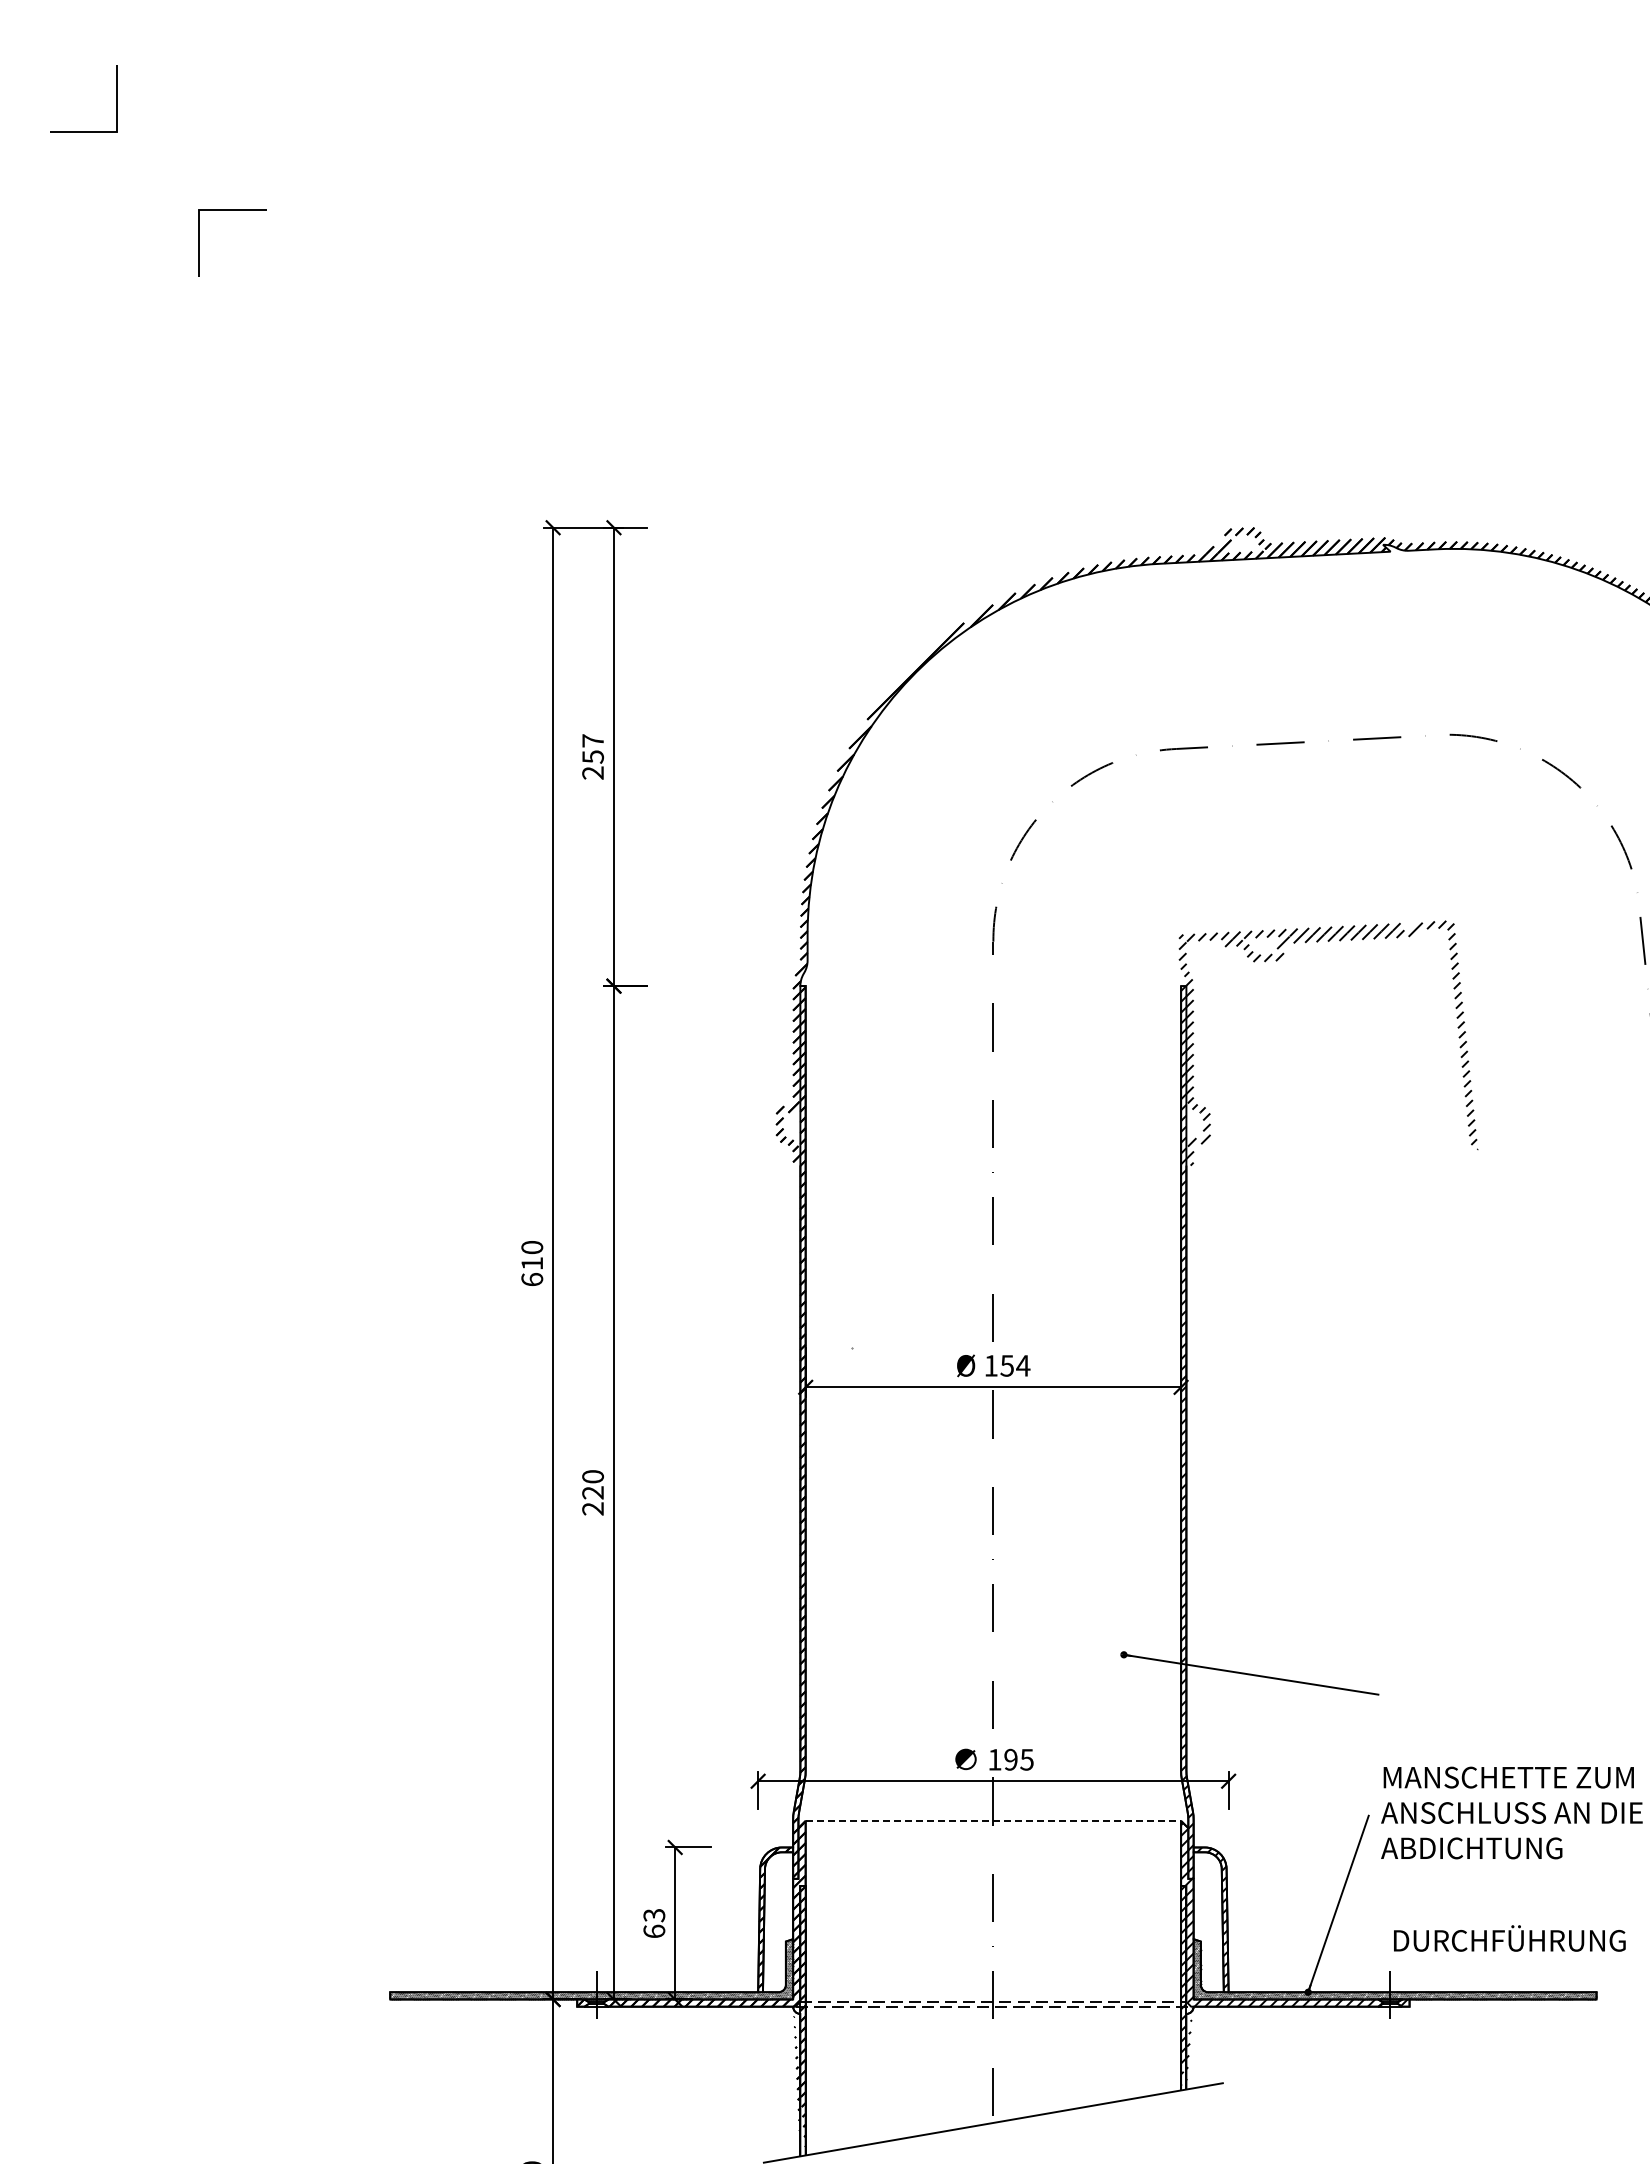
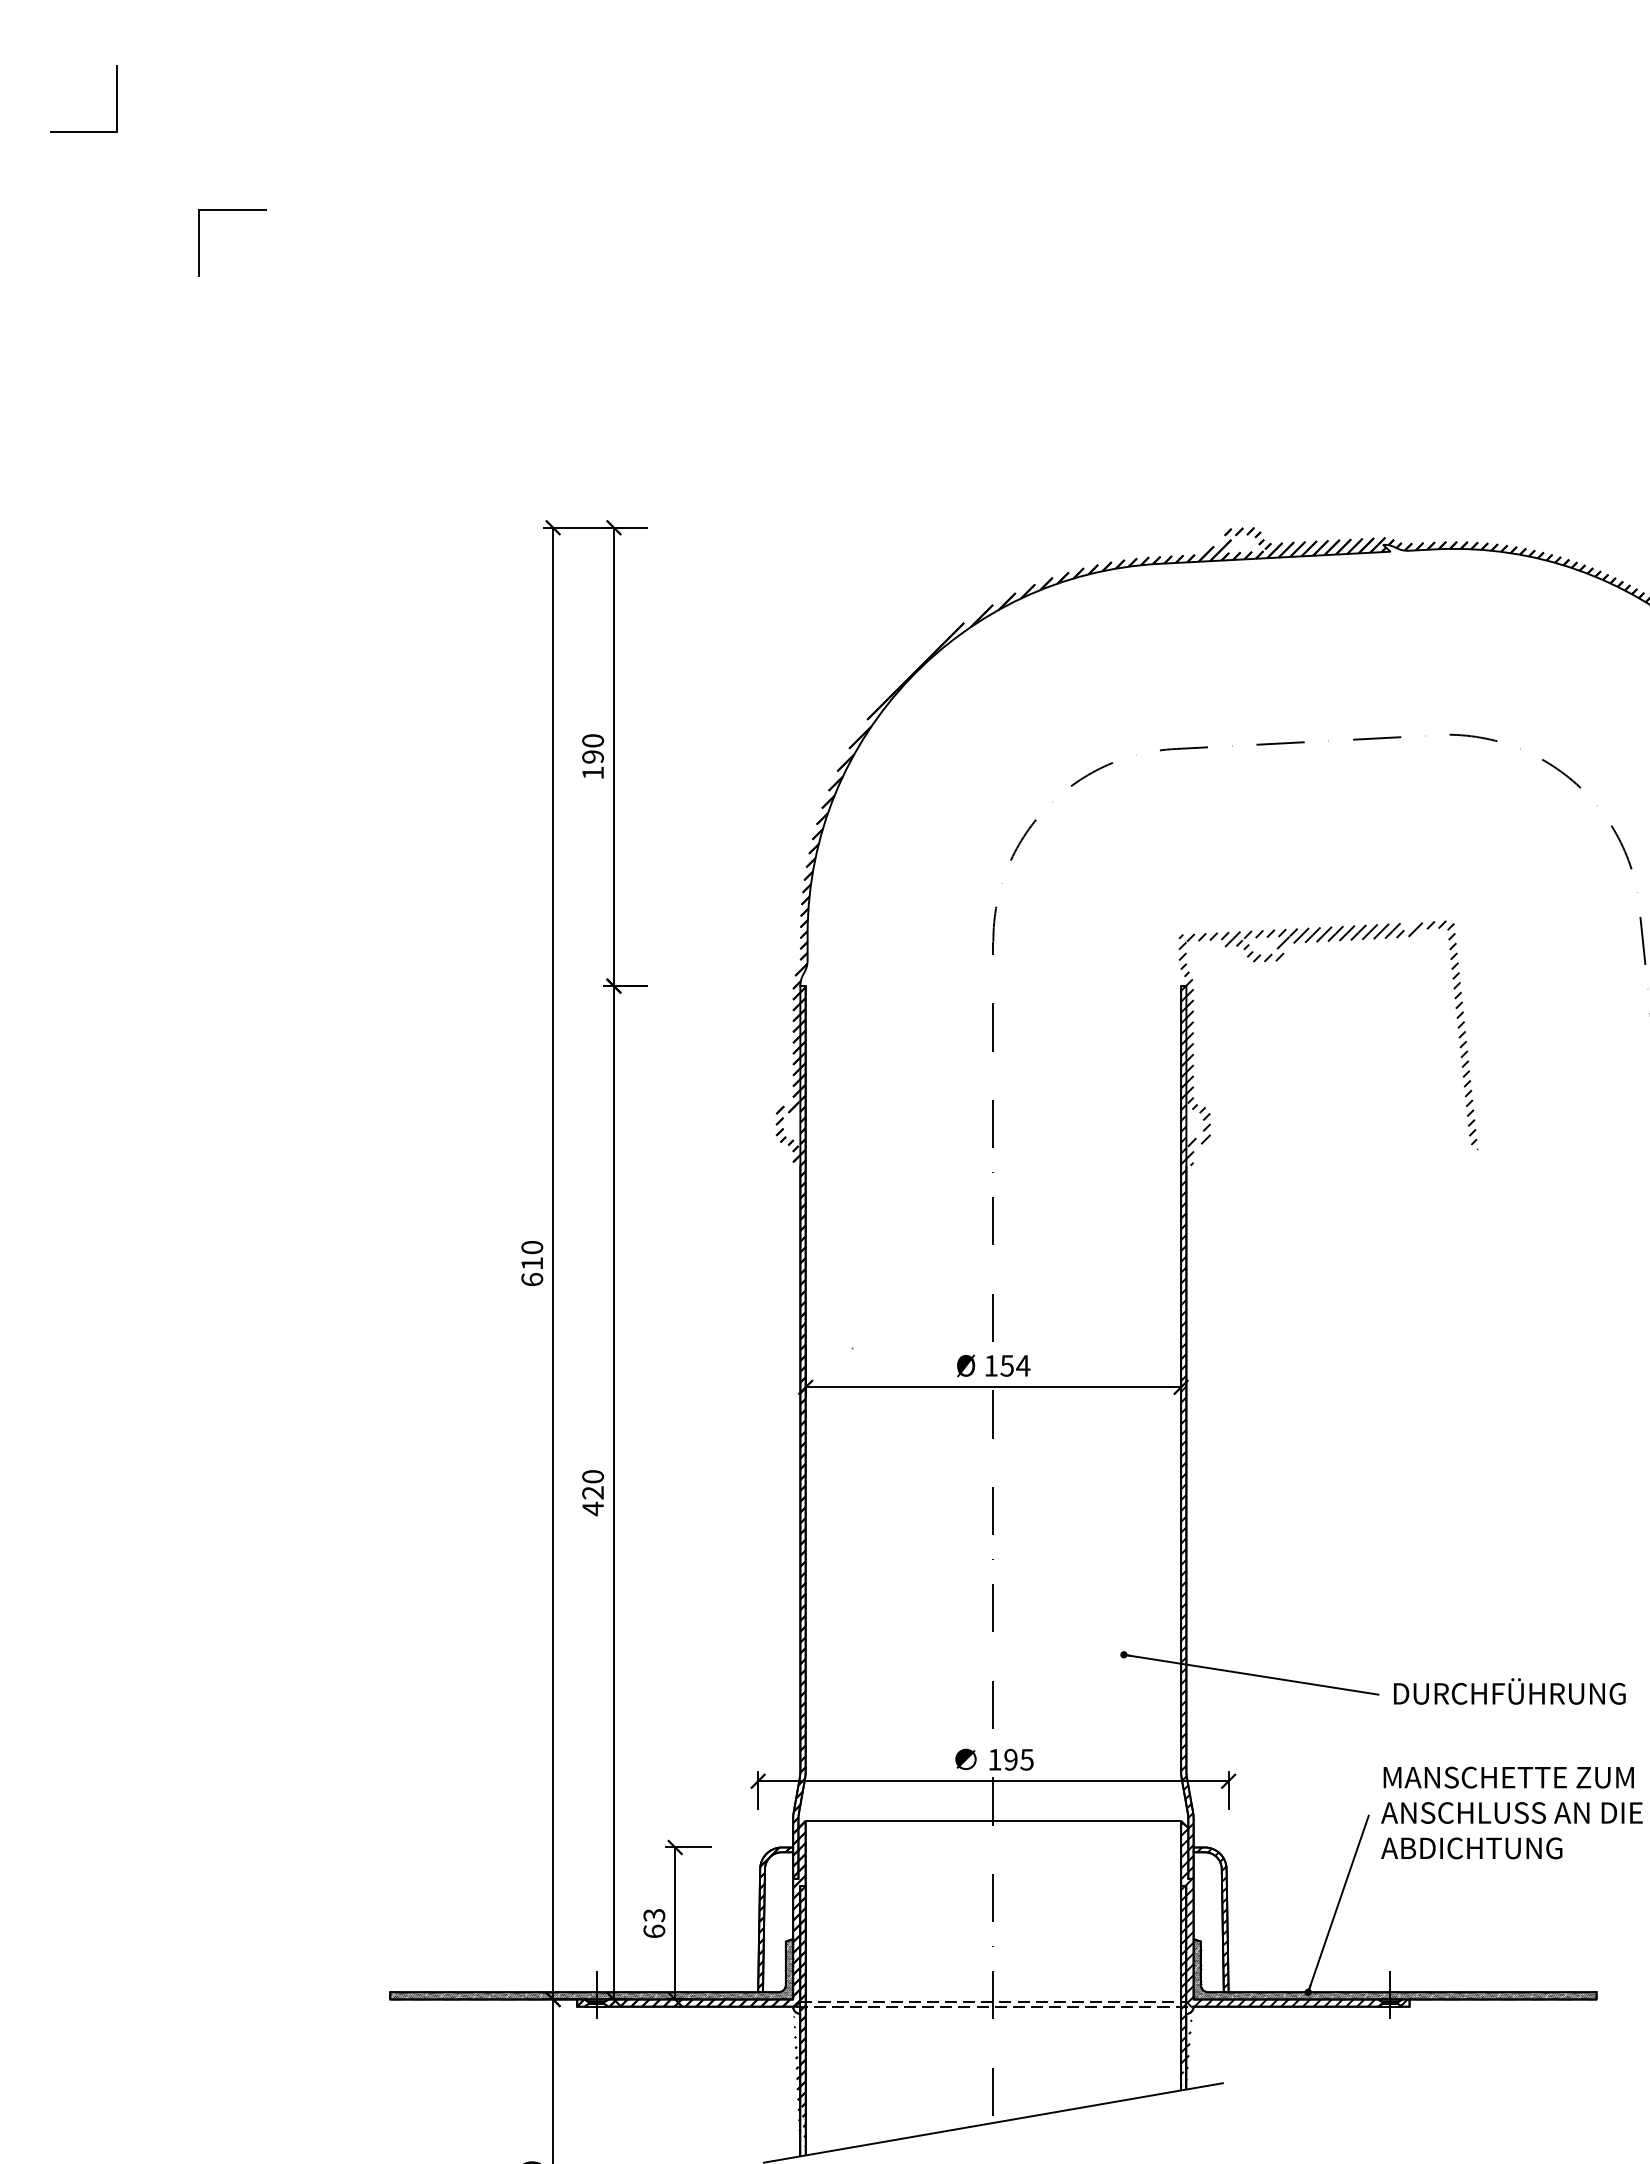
text: 257 -> 190 (592, 756)
text: 220 -> 420 (592, 1508)
line: dashed -> solid (993, 1820)
text position: (1509, 1938) -> (1509, 1691) (1509, 1691)
